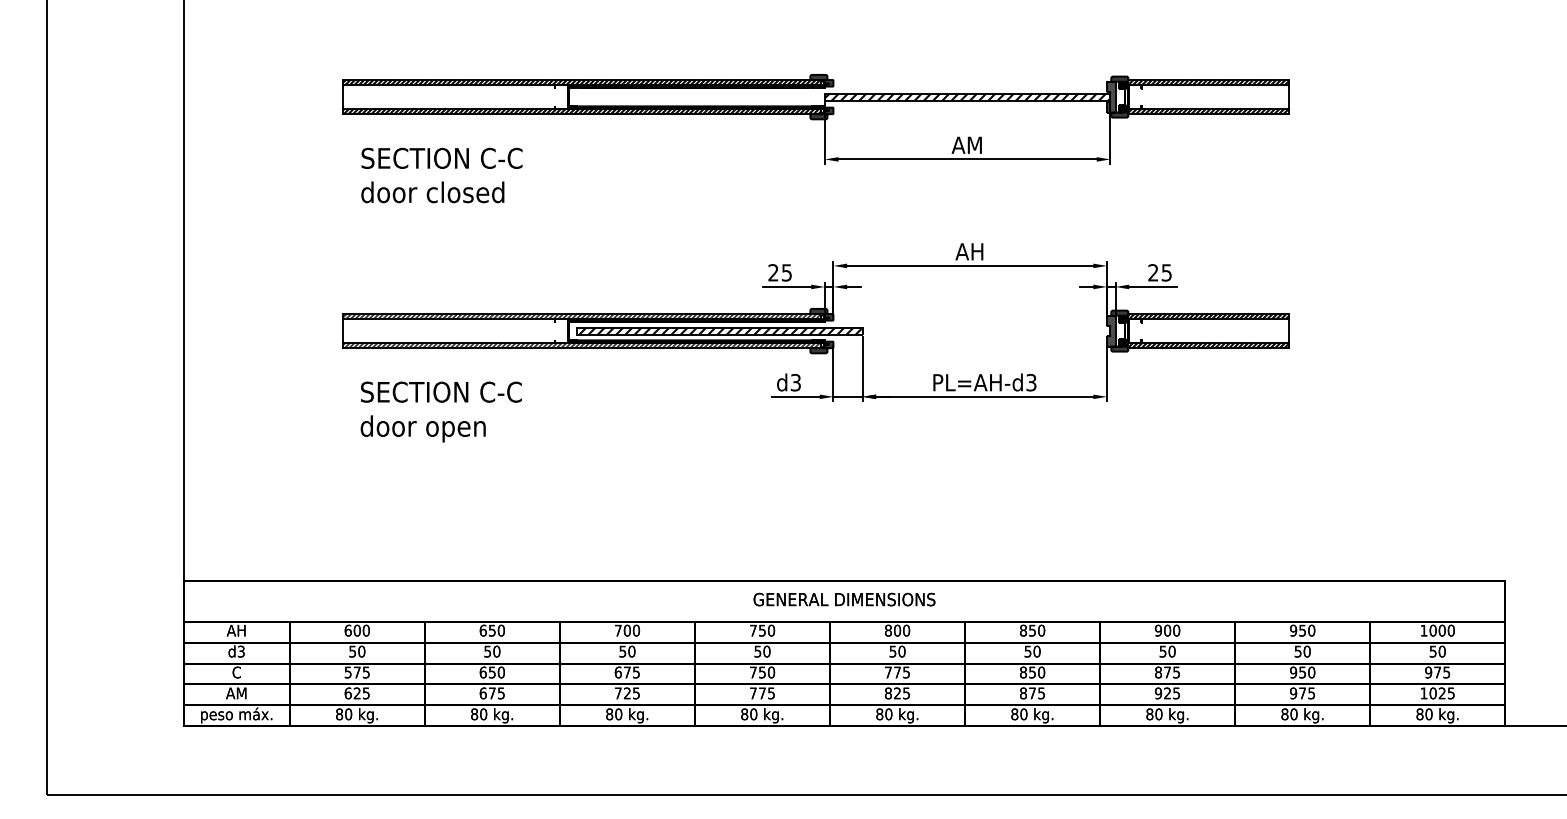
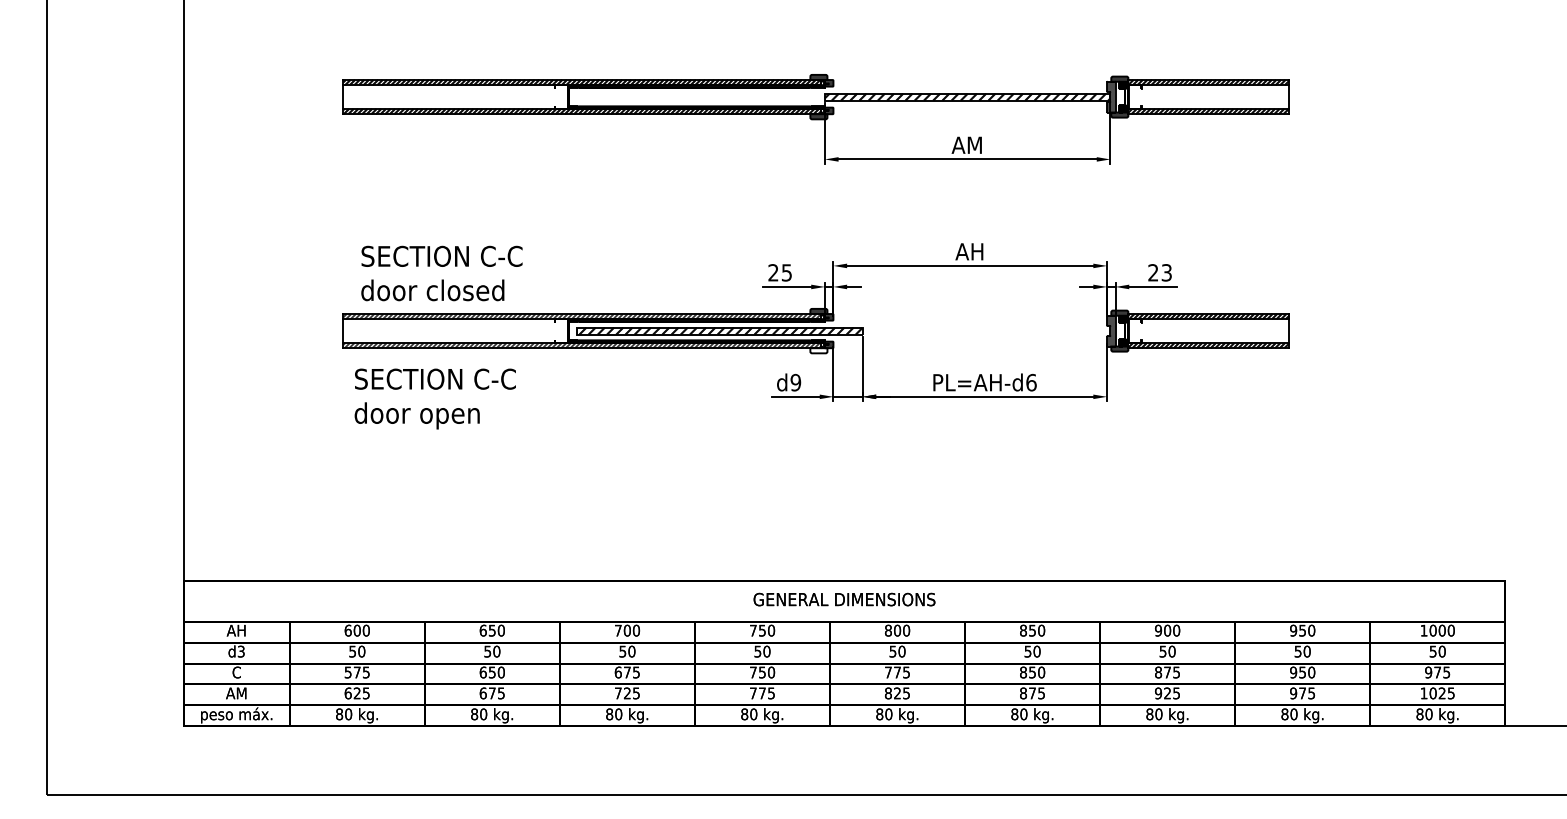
text position: (441, 175) -> (441, 273) (441, 273)
text: 25 -> 23 (1166, 272)
fill: present -> none (818, 350)
text: d3 -> d9 (795, 382)
text: PL=AH-d3 -> PL=AH-d6 (1031, 382)
text position: (440, 411) -> (434, 398) (434, 398)
